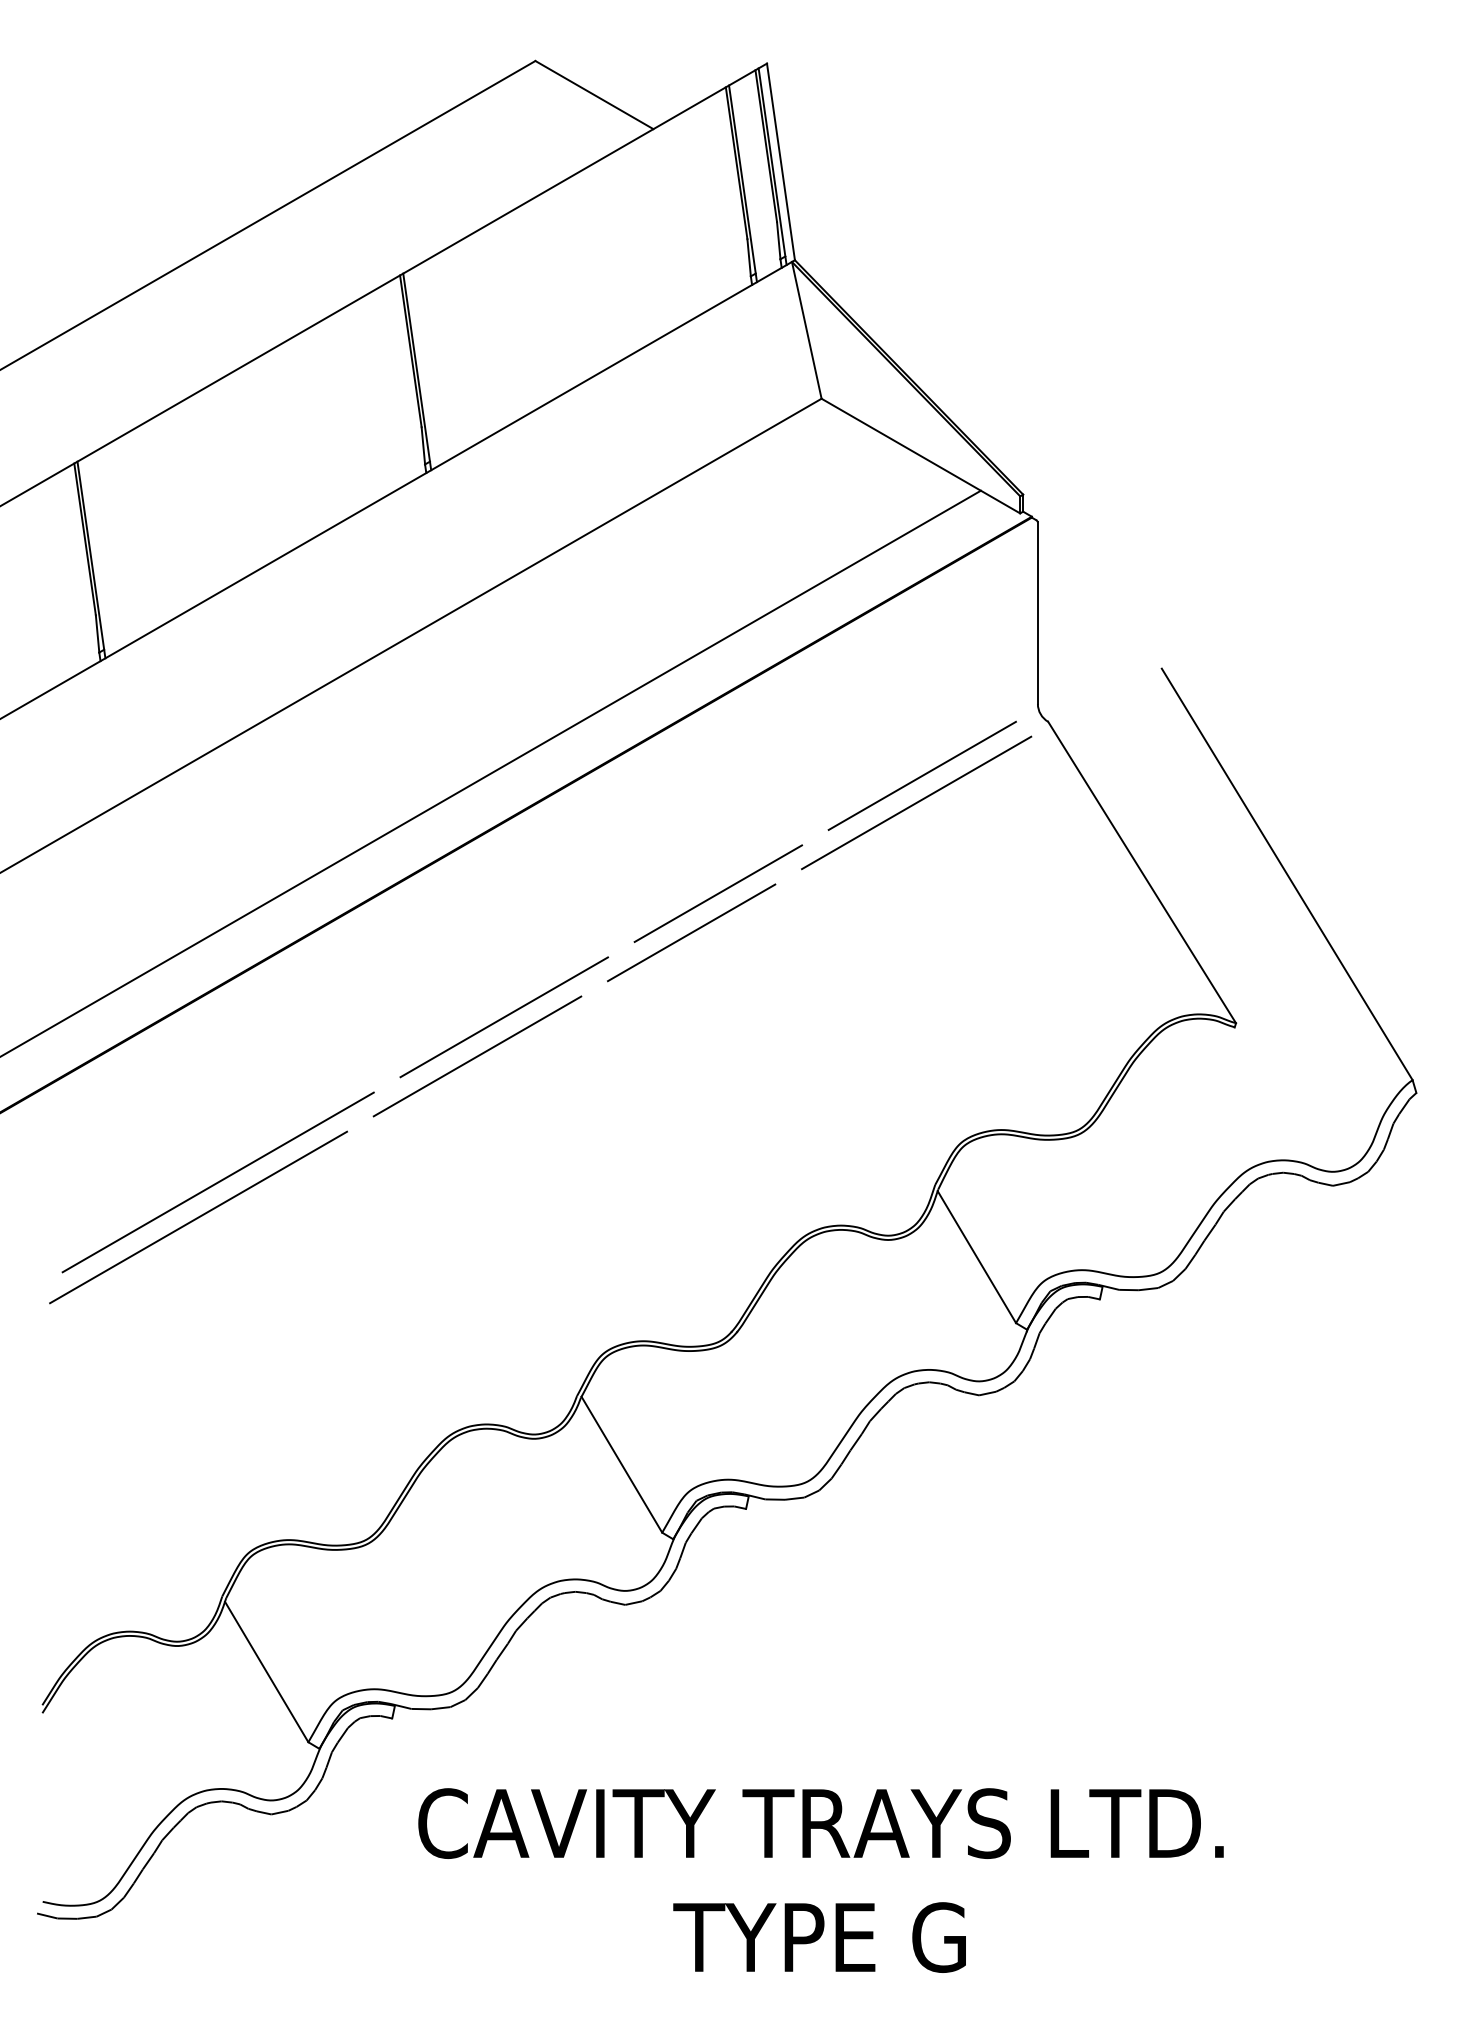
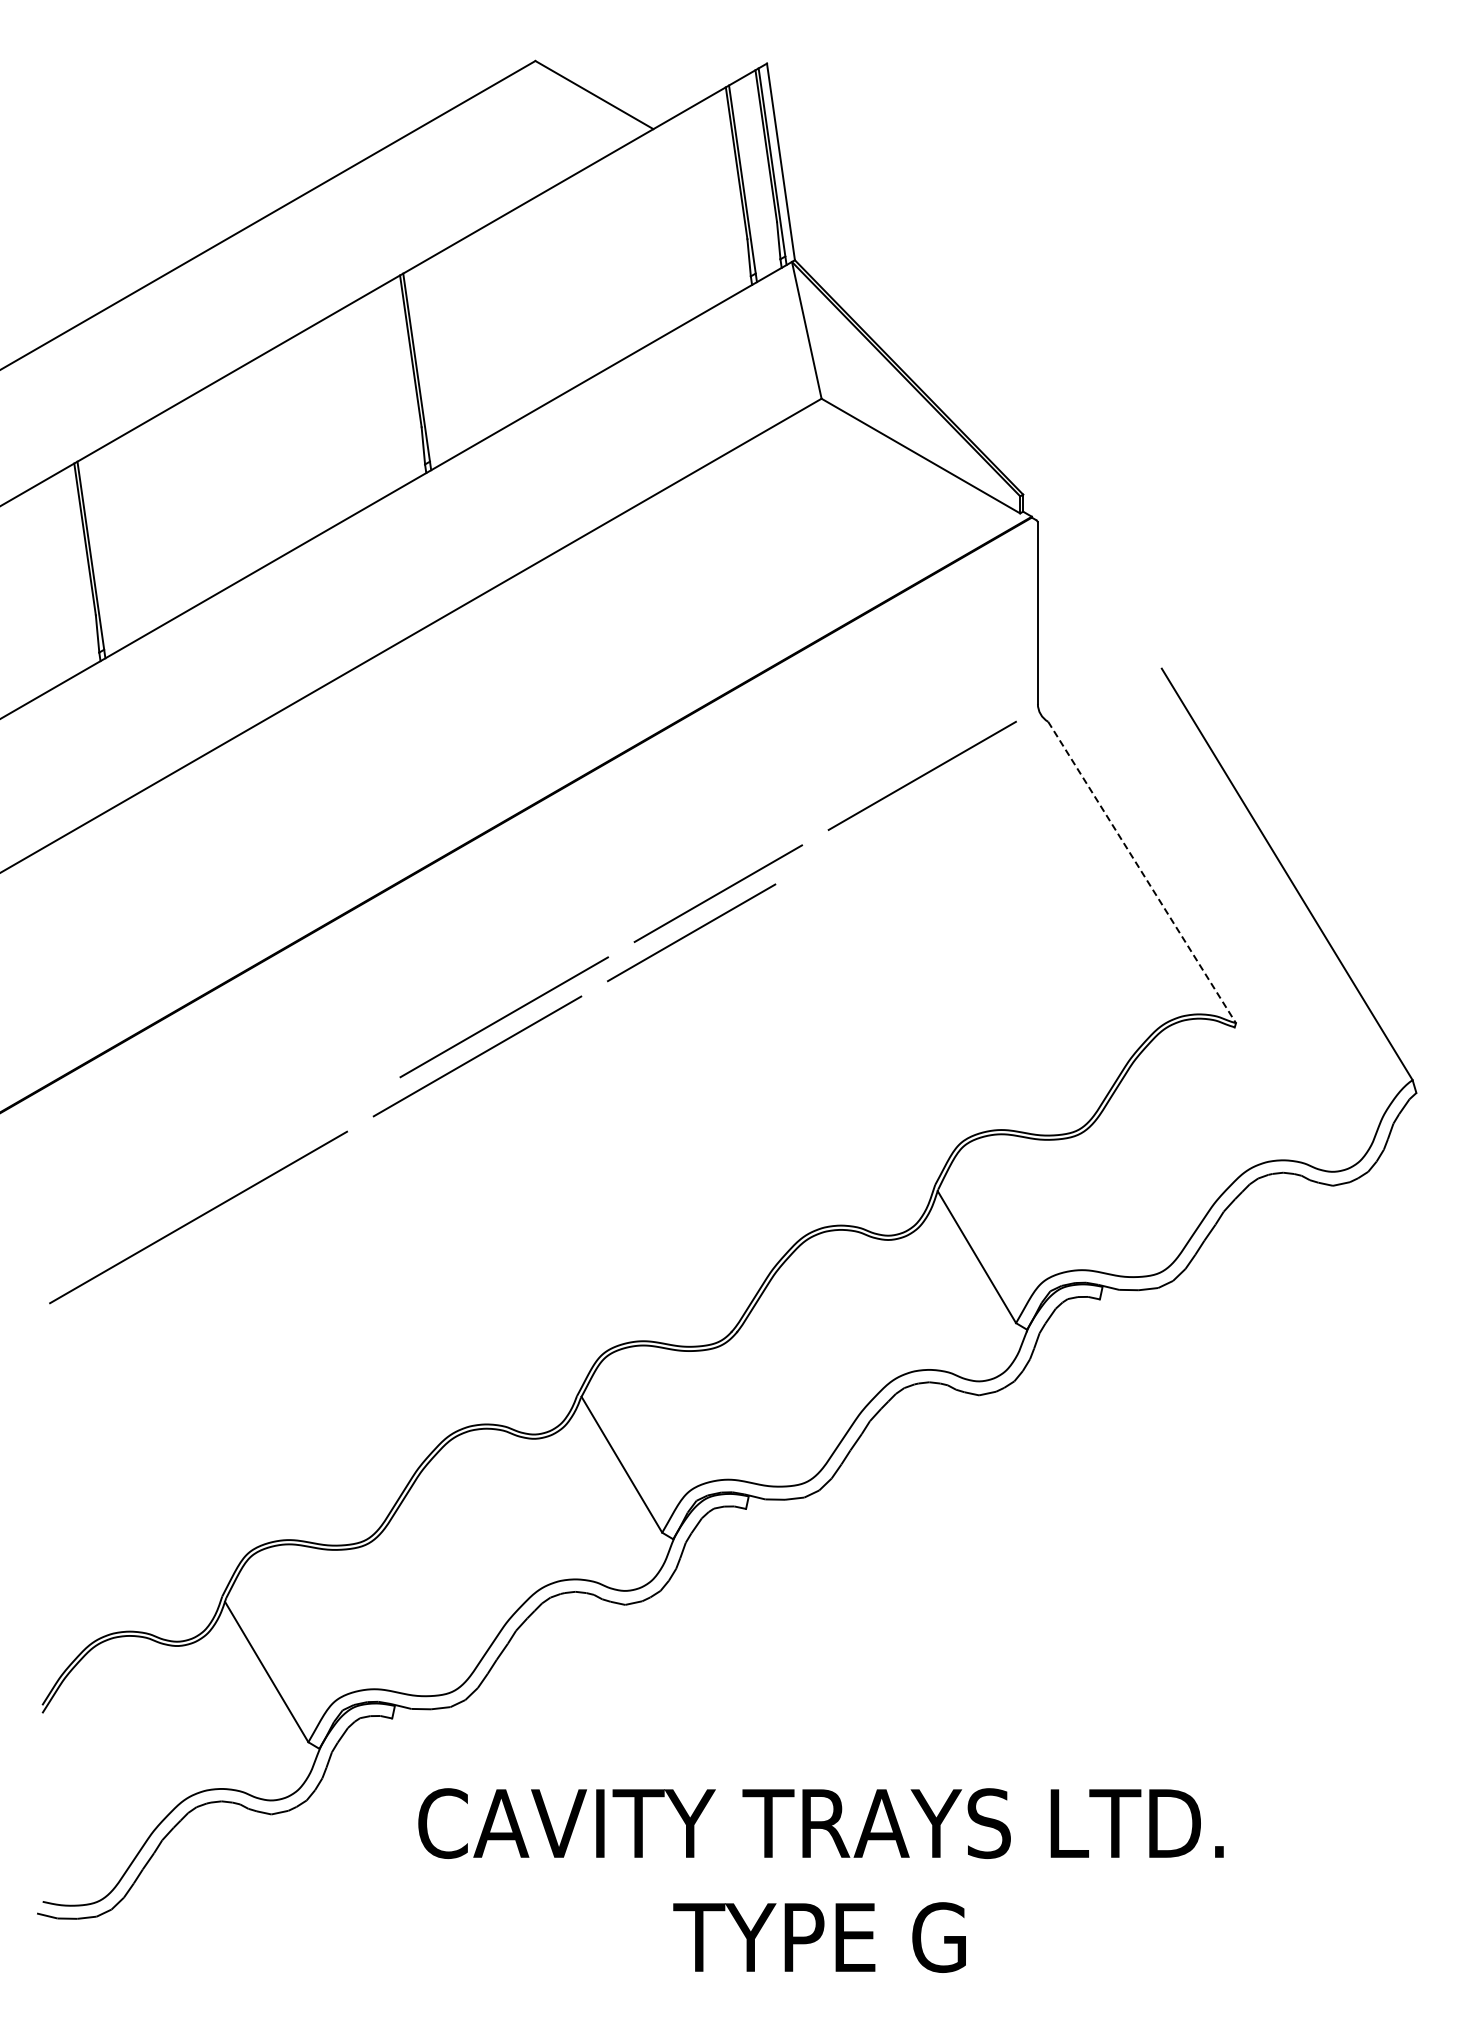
line: present -> none (491, 772)
line: present -> none (916, 802)
line: solid -> dashed (1142, 872)
line: present -> none (217, 1182)
